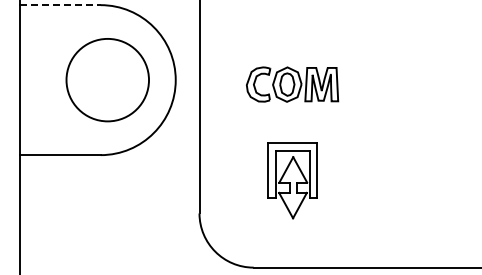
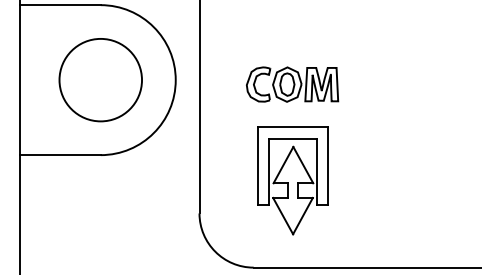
line: dashed -> solid (60, 5)
circle position: (107, 80) -> (100, 80) (100, 80)
part size: 51x78 px -> 72x110 px (292, 180)
